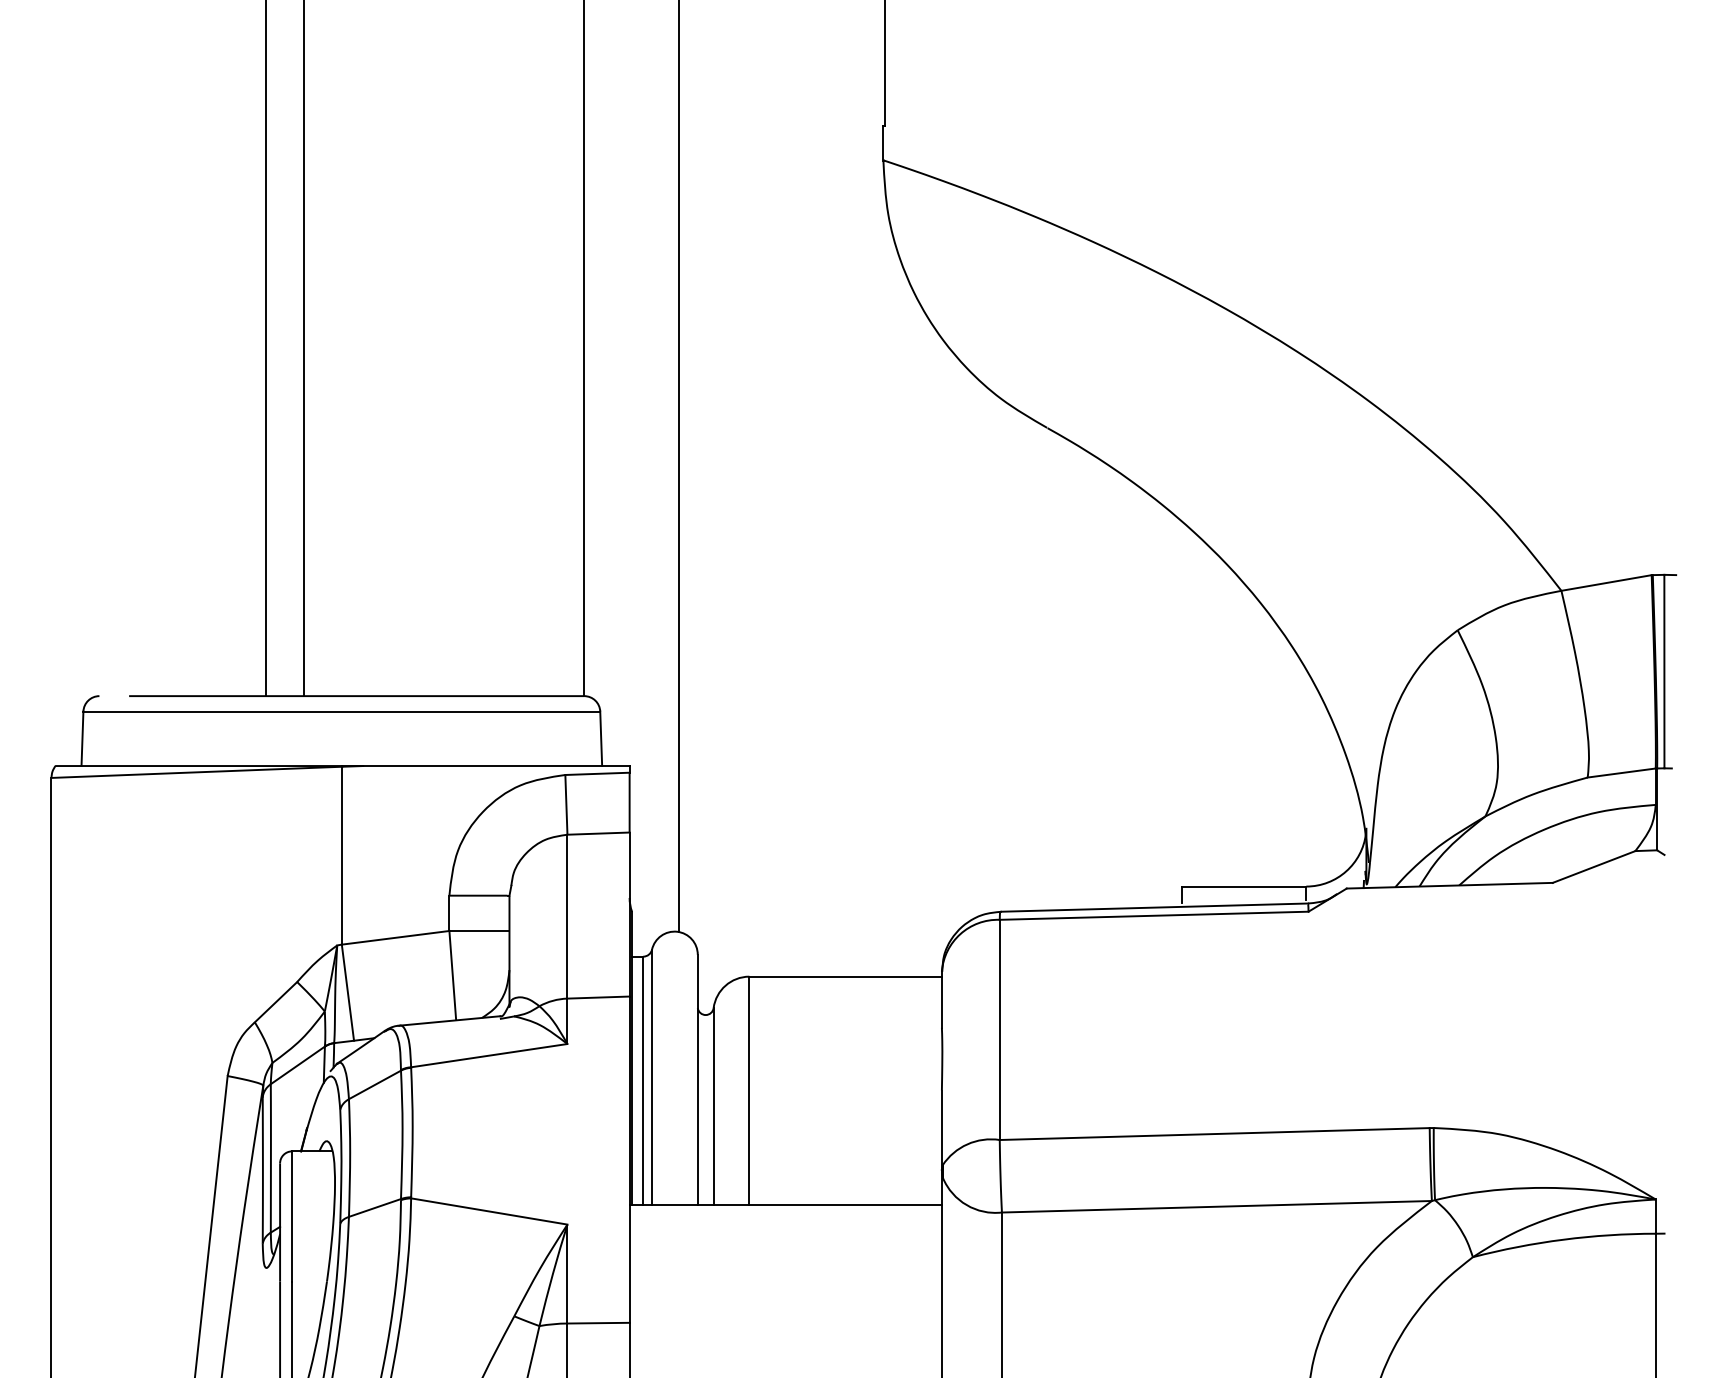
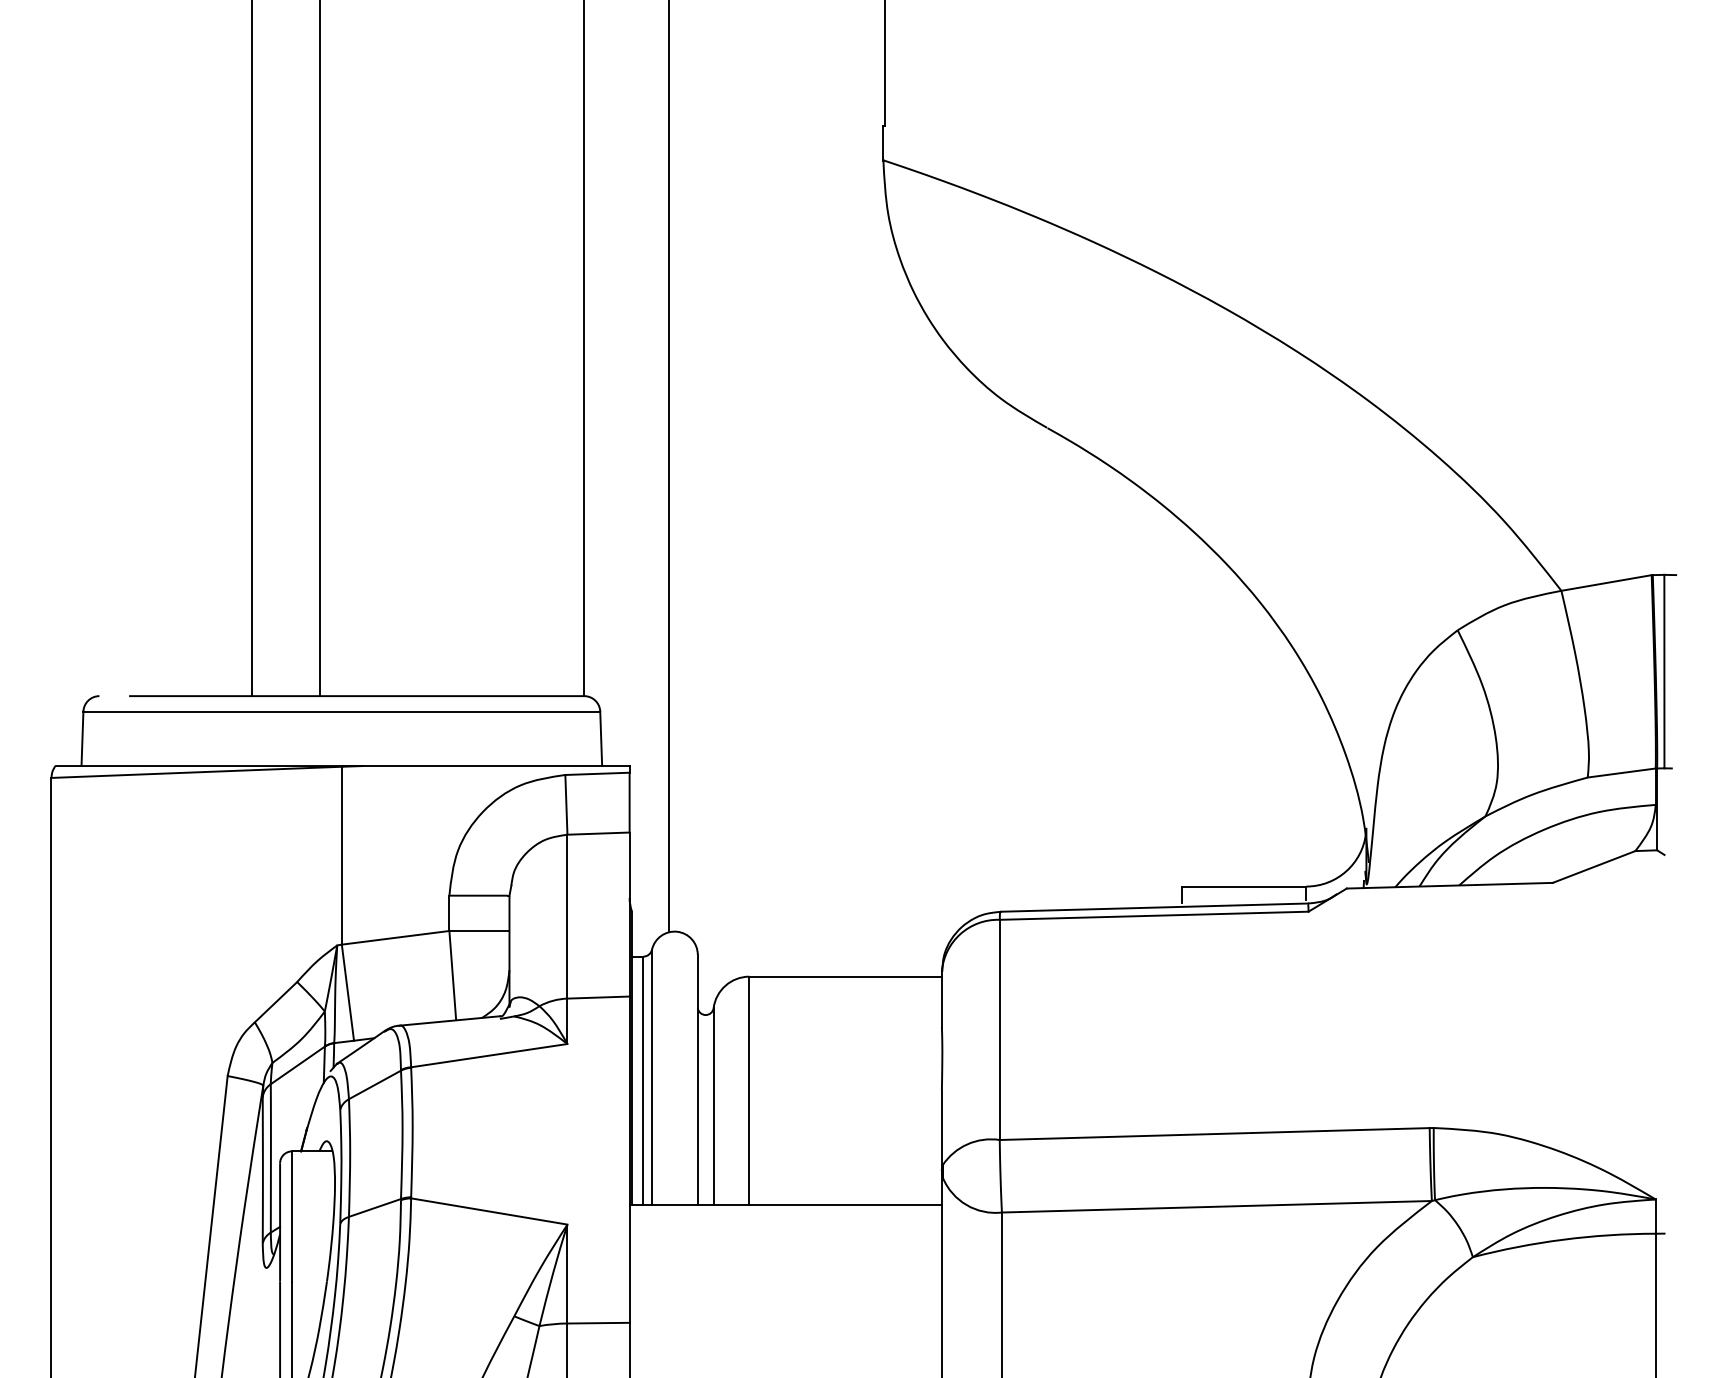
line position: (265, 349) -> (251, 349) (251, 349)
line position: (304, 349) -> (320, 349) (320, 349)
line position: (679, 467) -> (669, 467) (669, 467)
